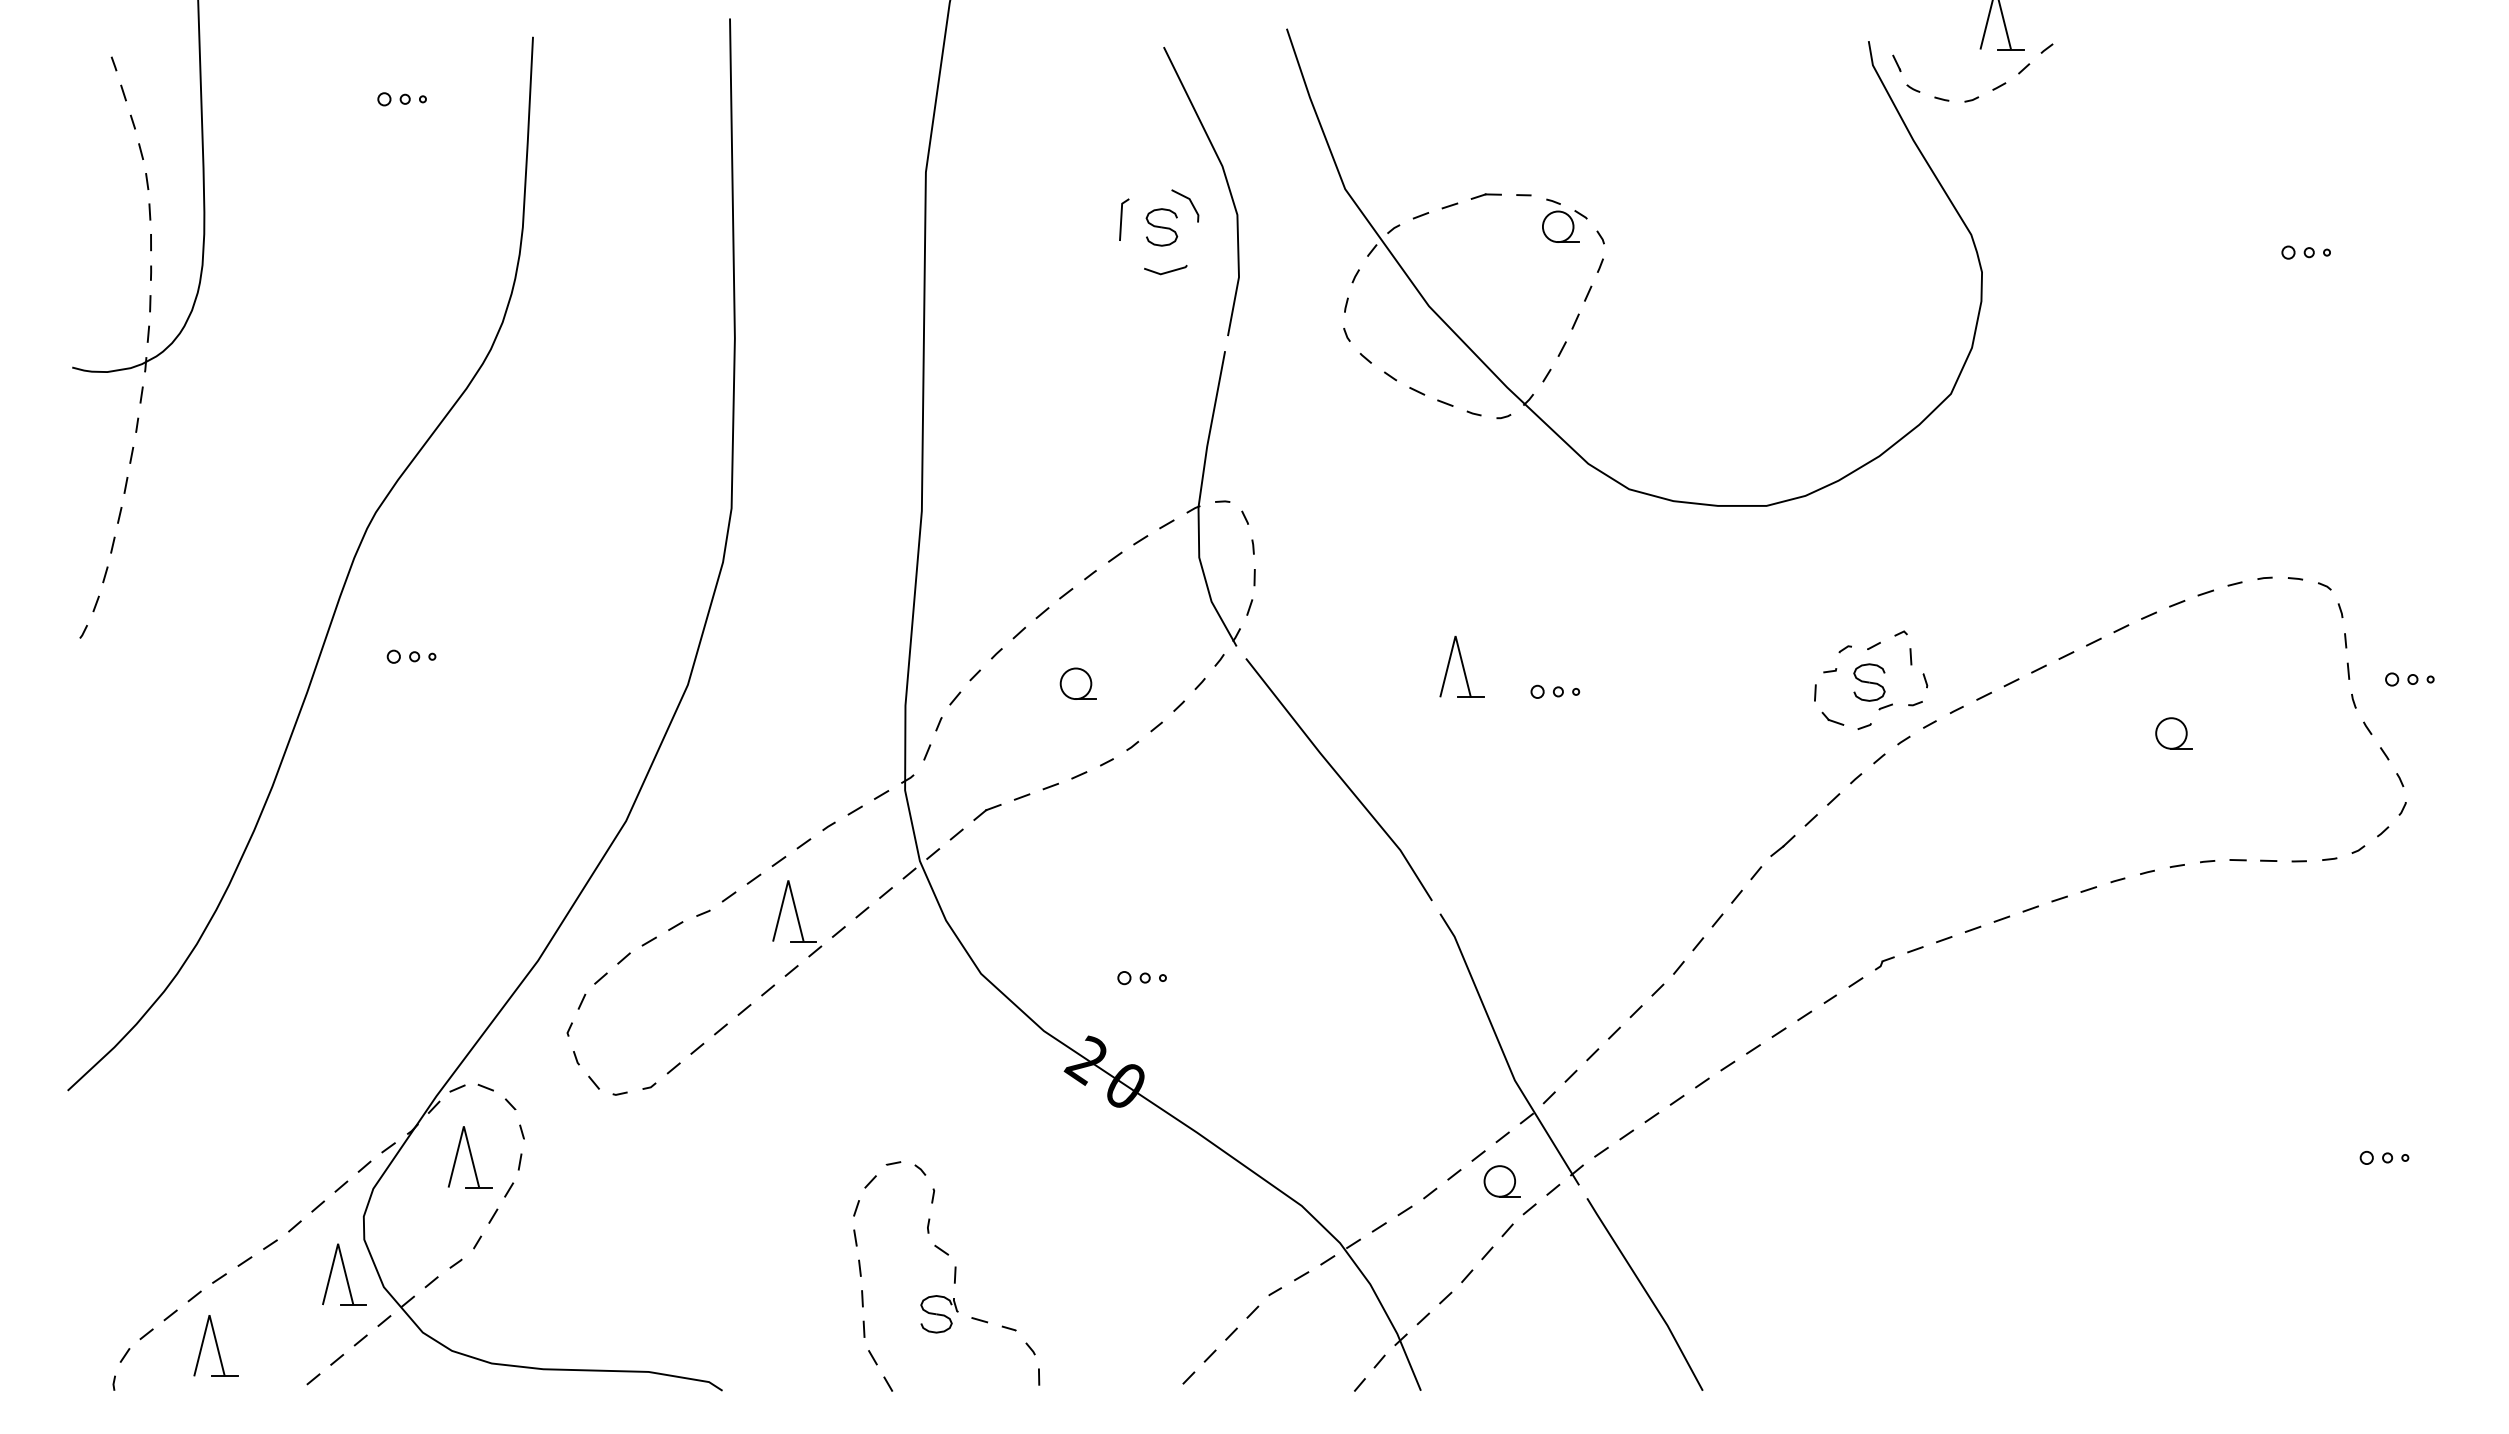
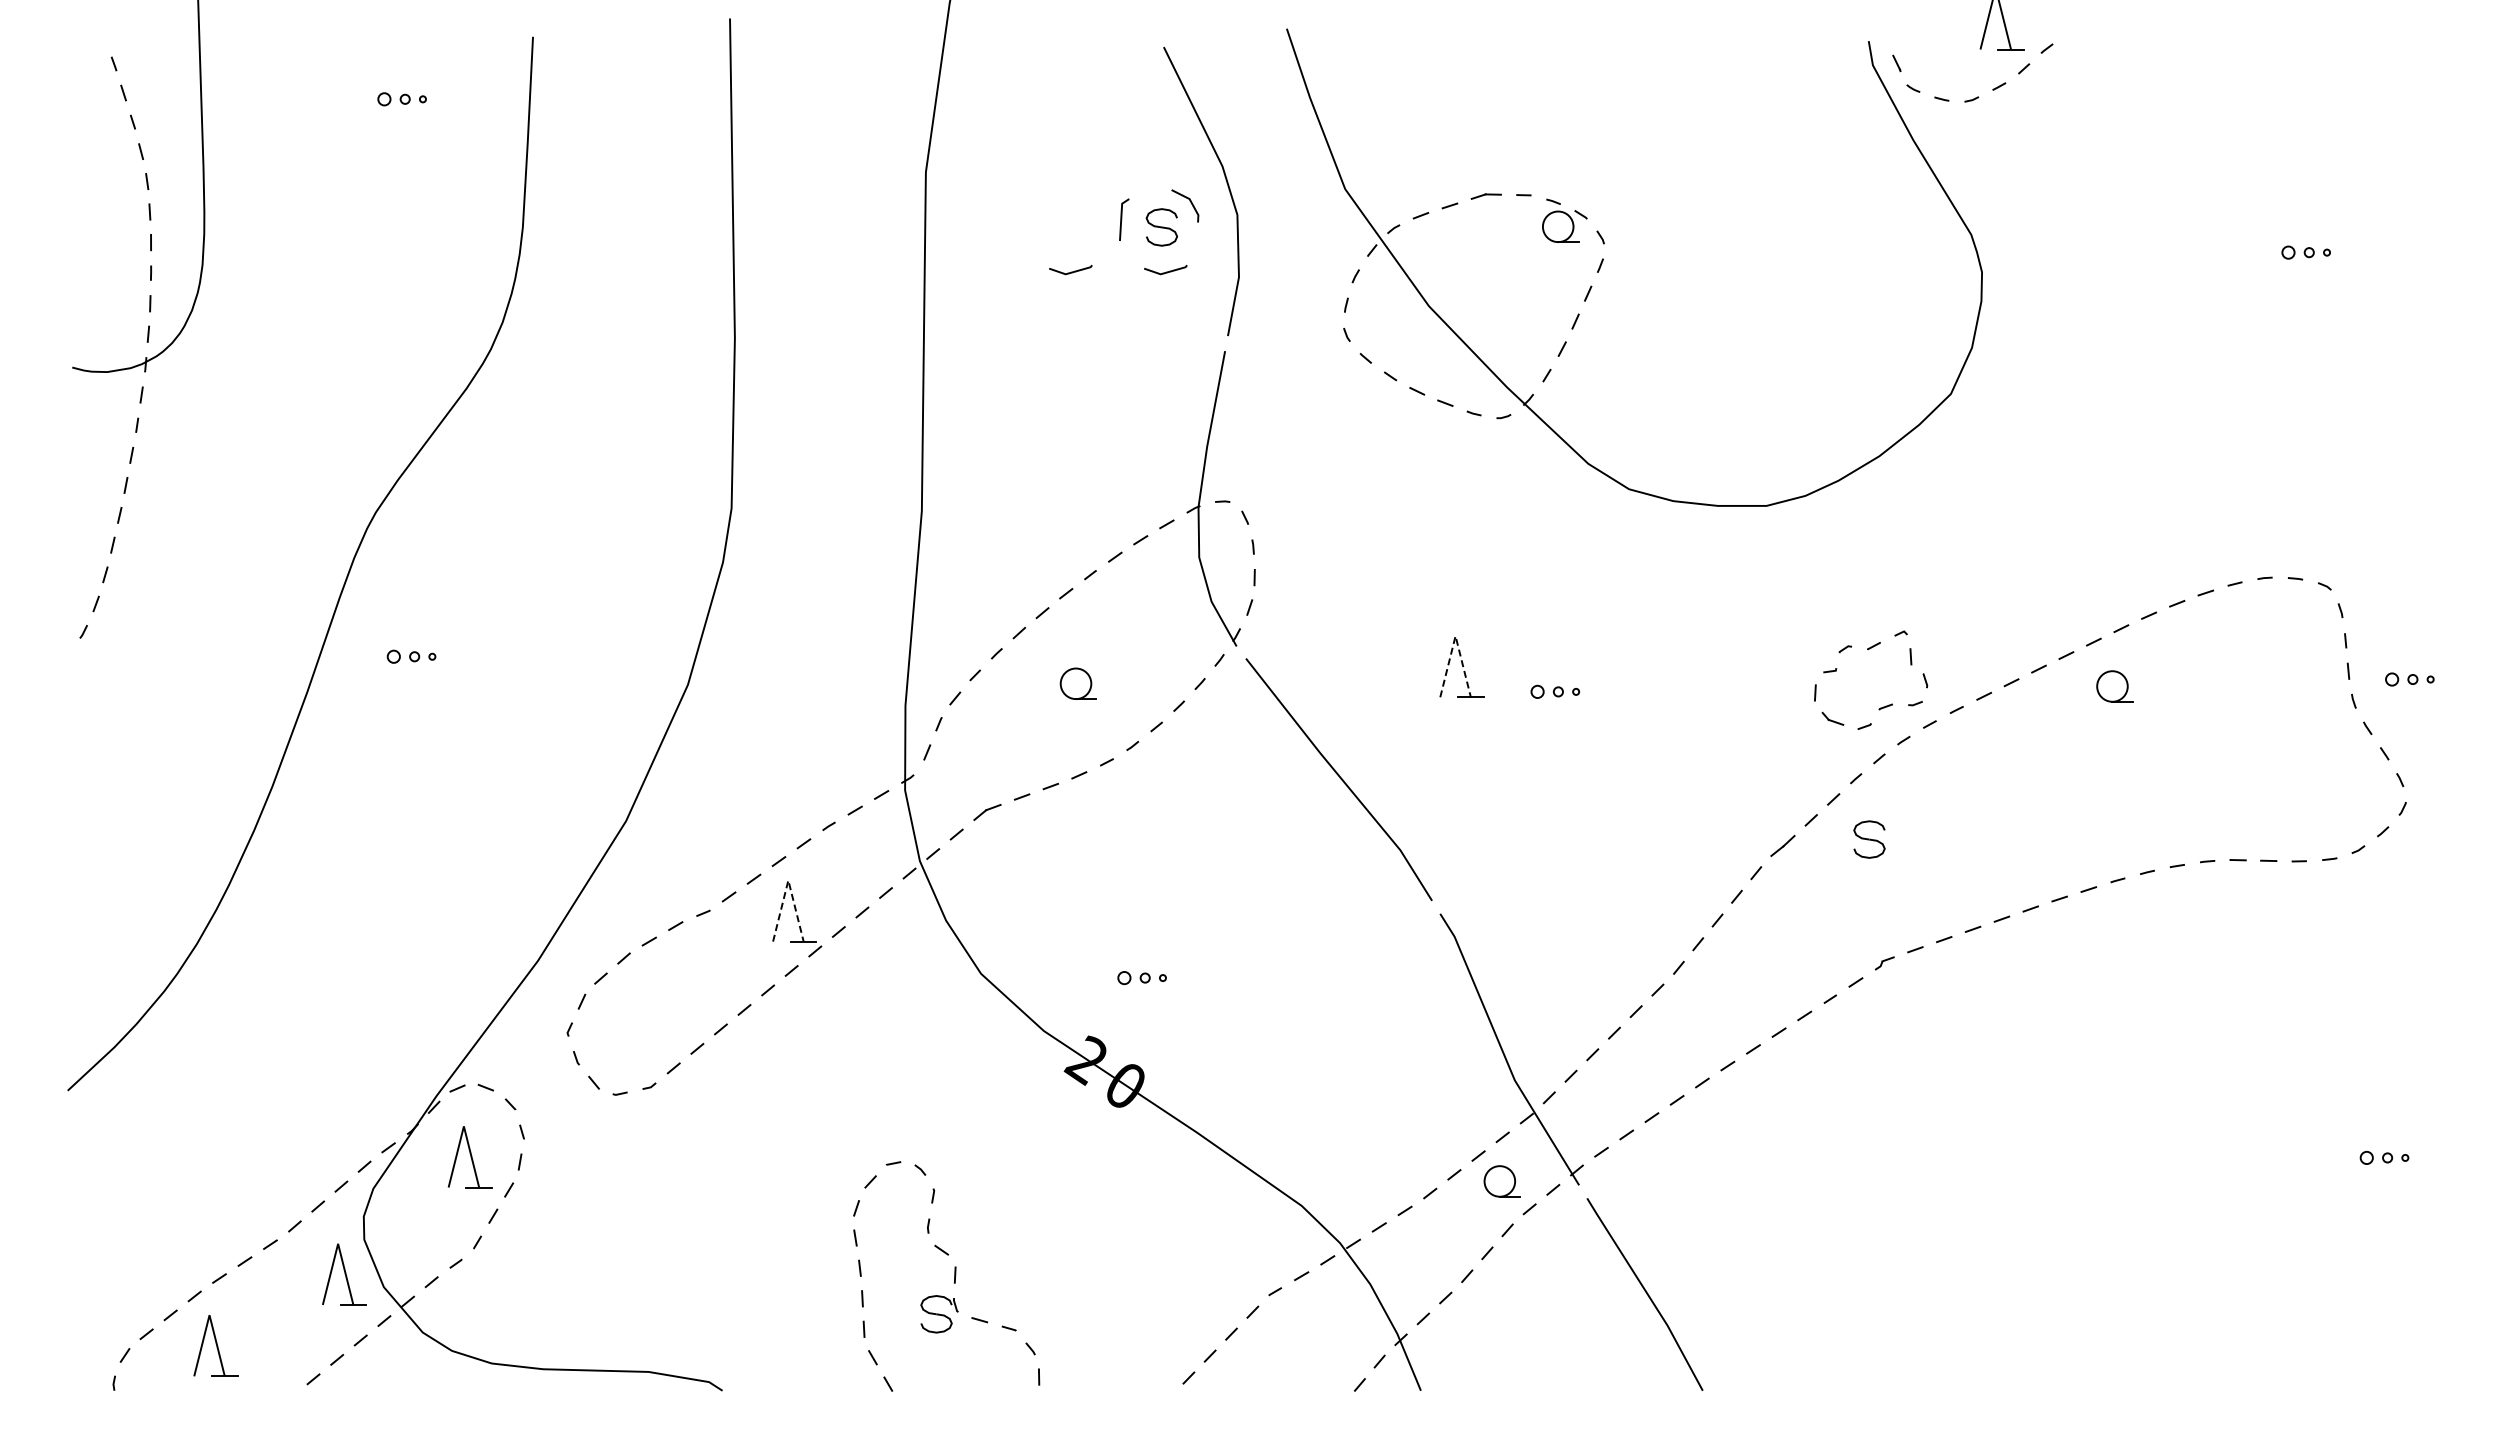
line: none -> present (1071, 271)
line: solid -> dashed (1455, 636)
part position: (1869, 682) -> (1869, 839) (1869, 839)
part position: (2173, 733) -> (2114, 686) (2114, 686)
line: solid -> dashed (788, 880)
